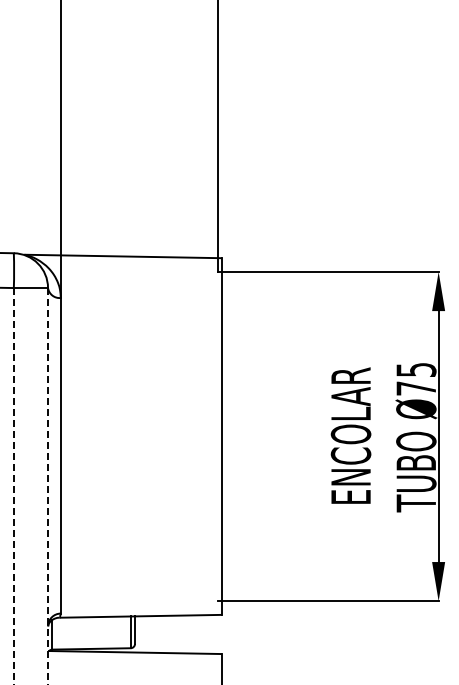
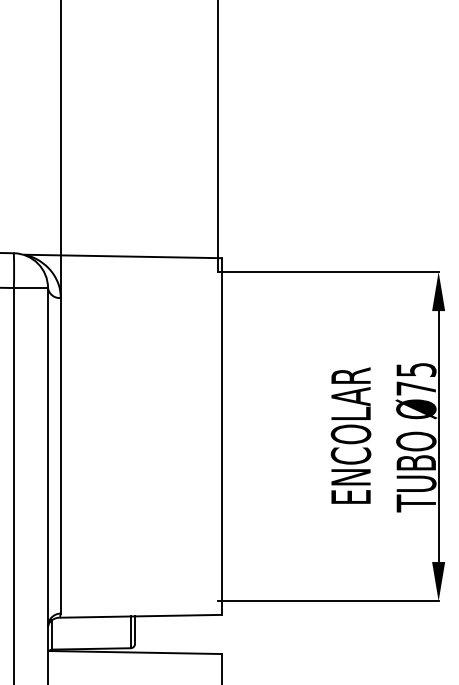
line: dashed -> solid (13, 485)
line: dashed -> solid (48, 486)
